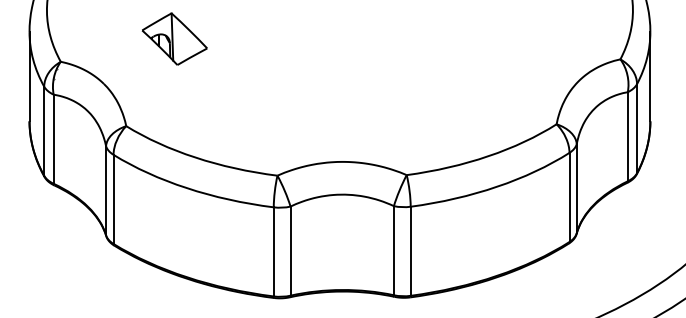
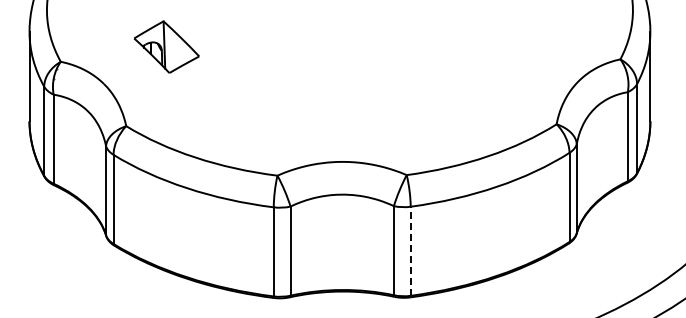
part position: (174, 38) -> (166, 46) (166, 46)
line: solid -> dashed (410, 251)
